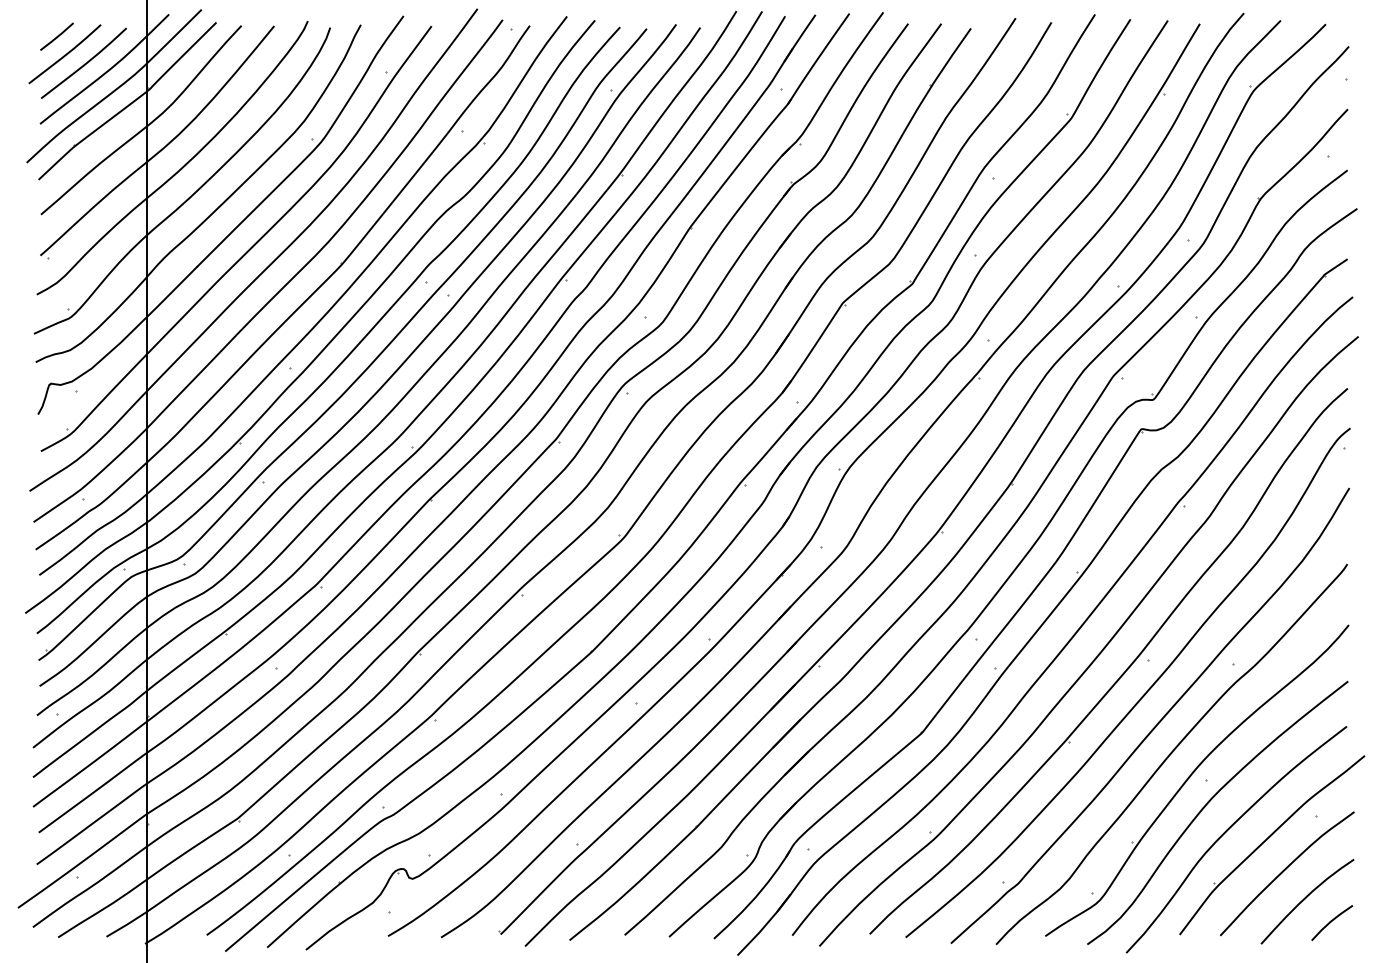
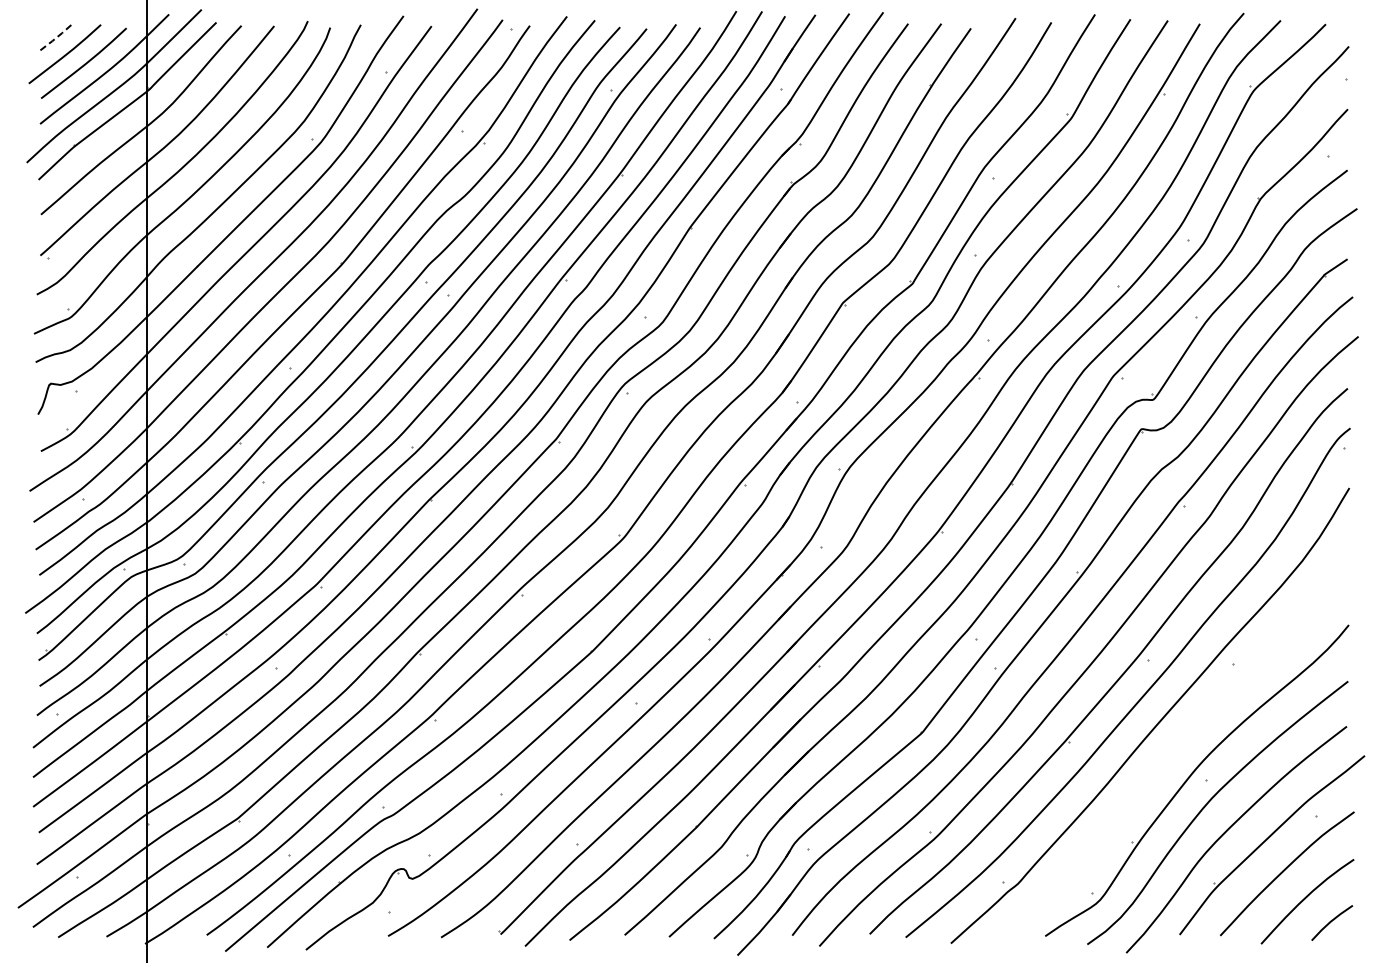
line: solid -> dashed (57, 36)
curve: present -> none (1171, 754)
